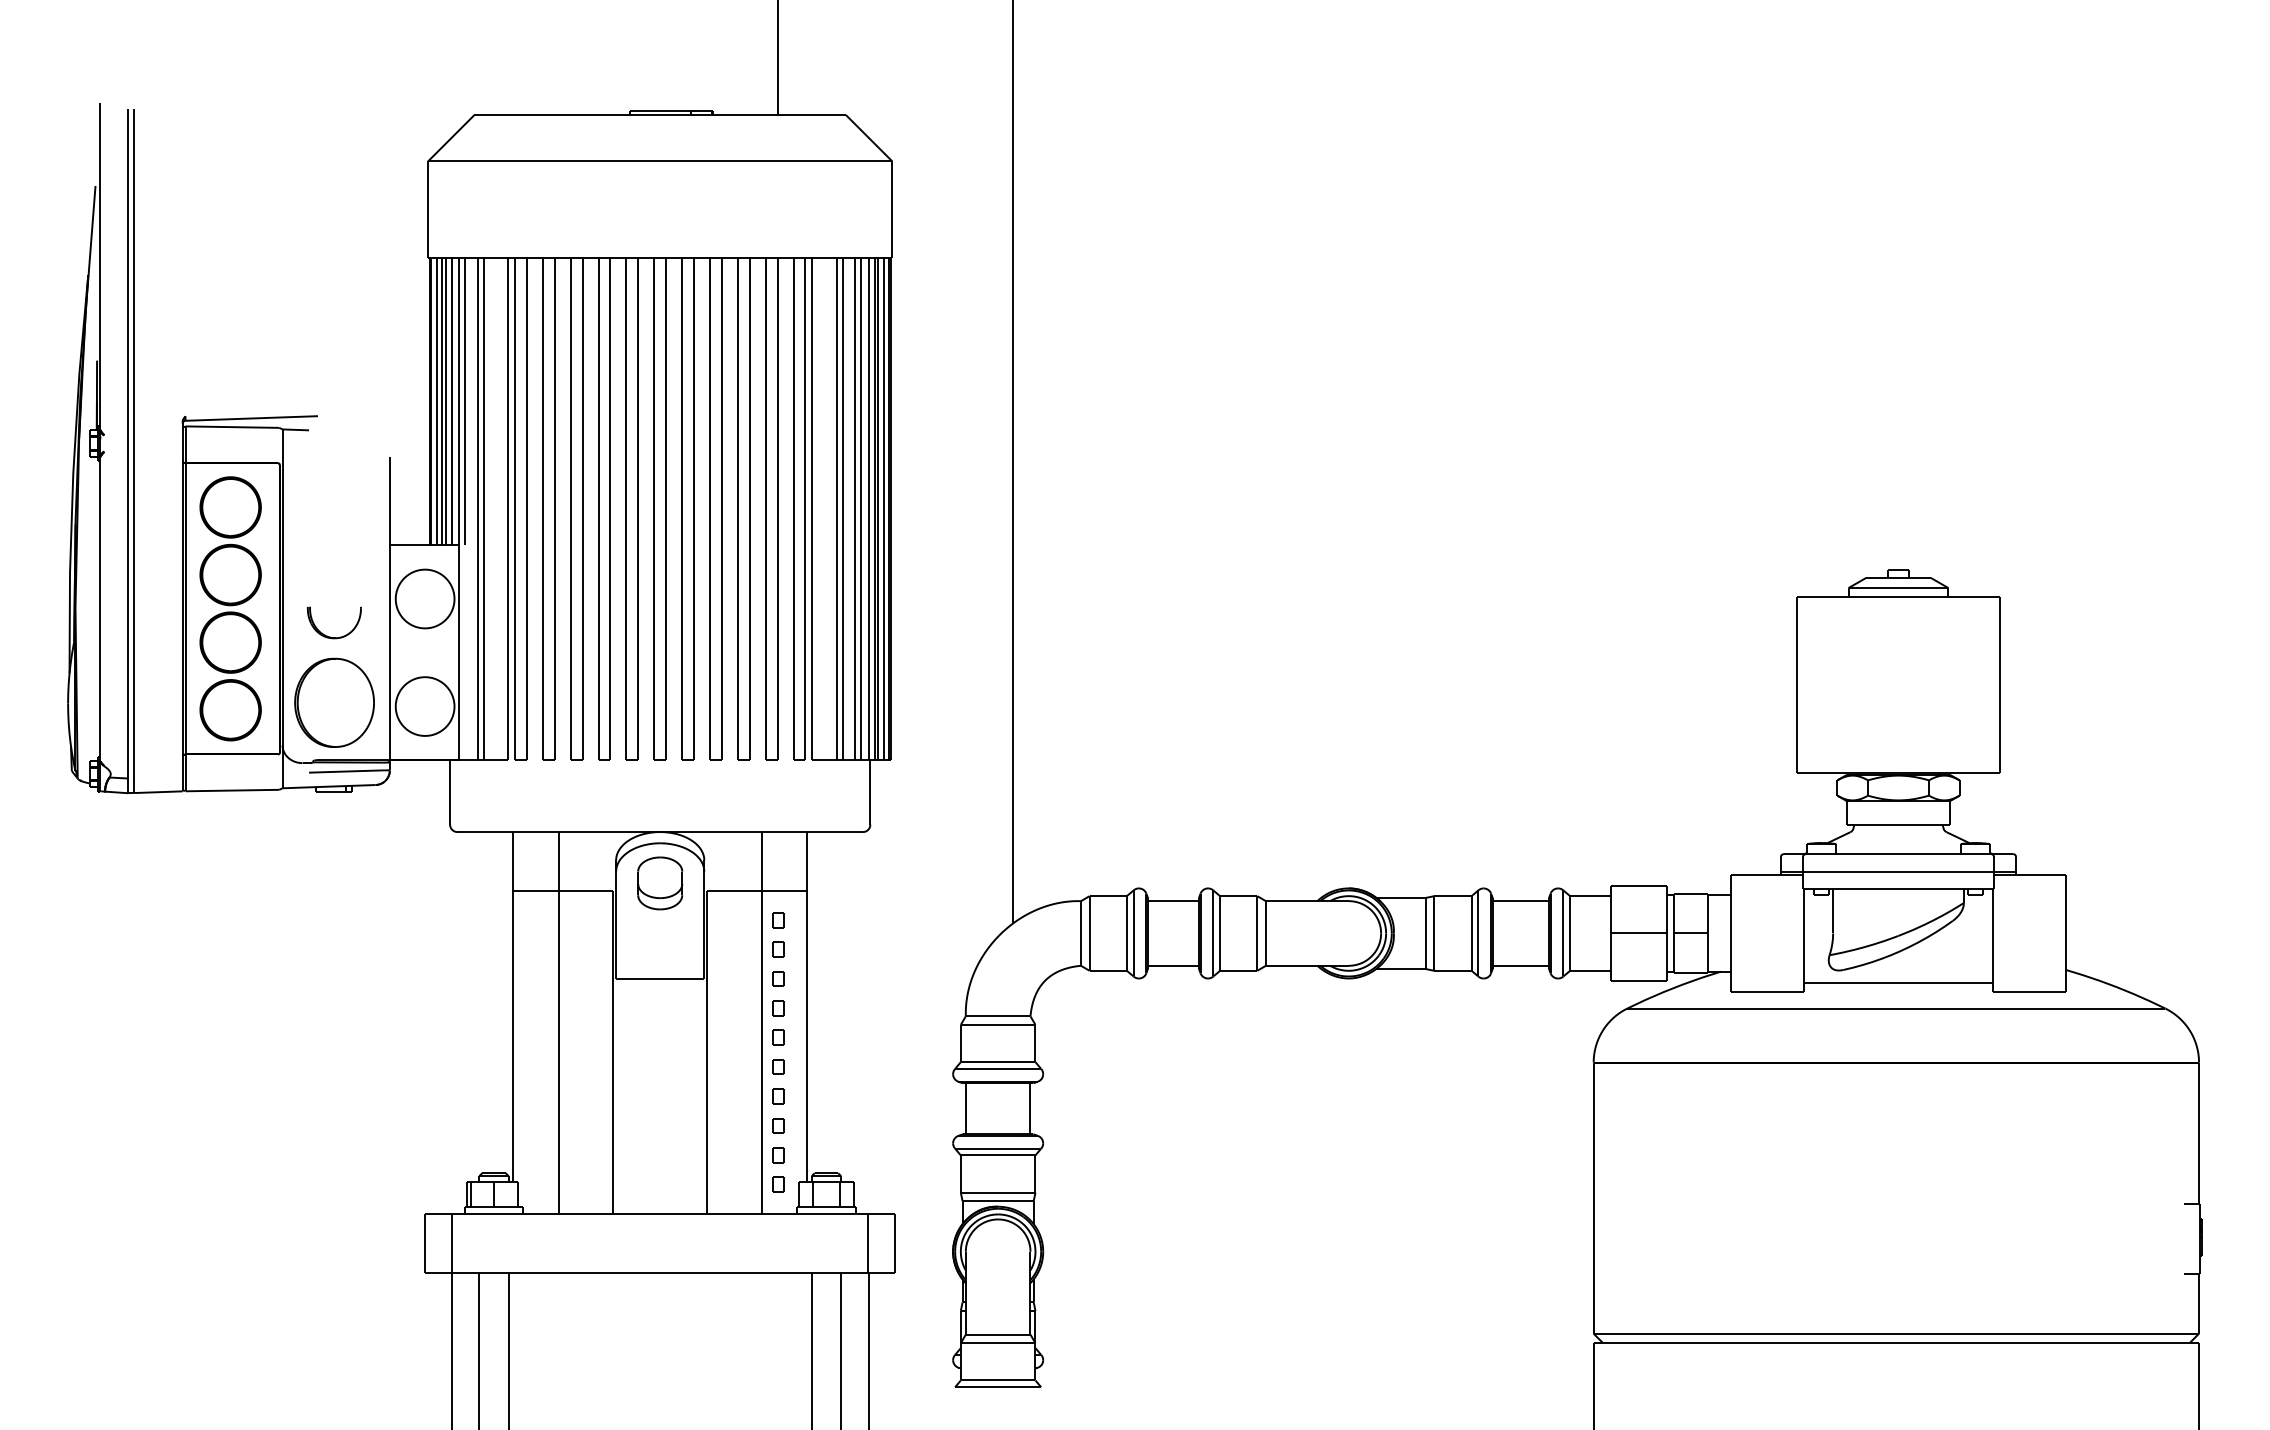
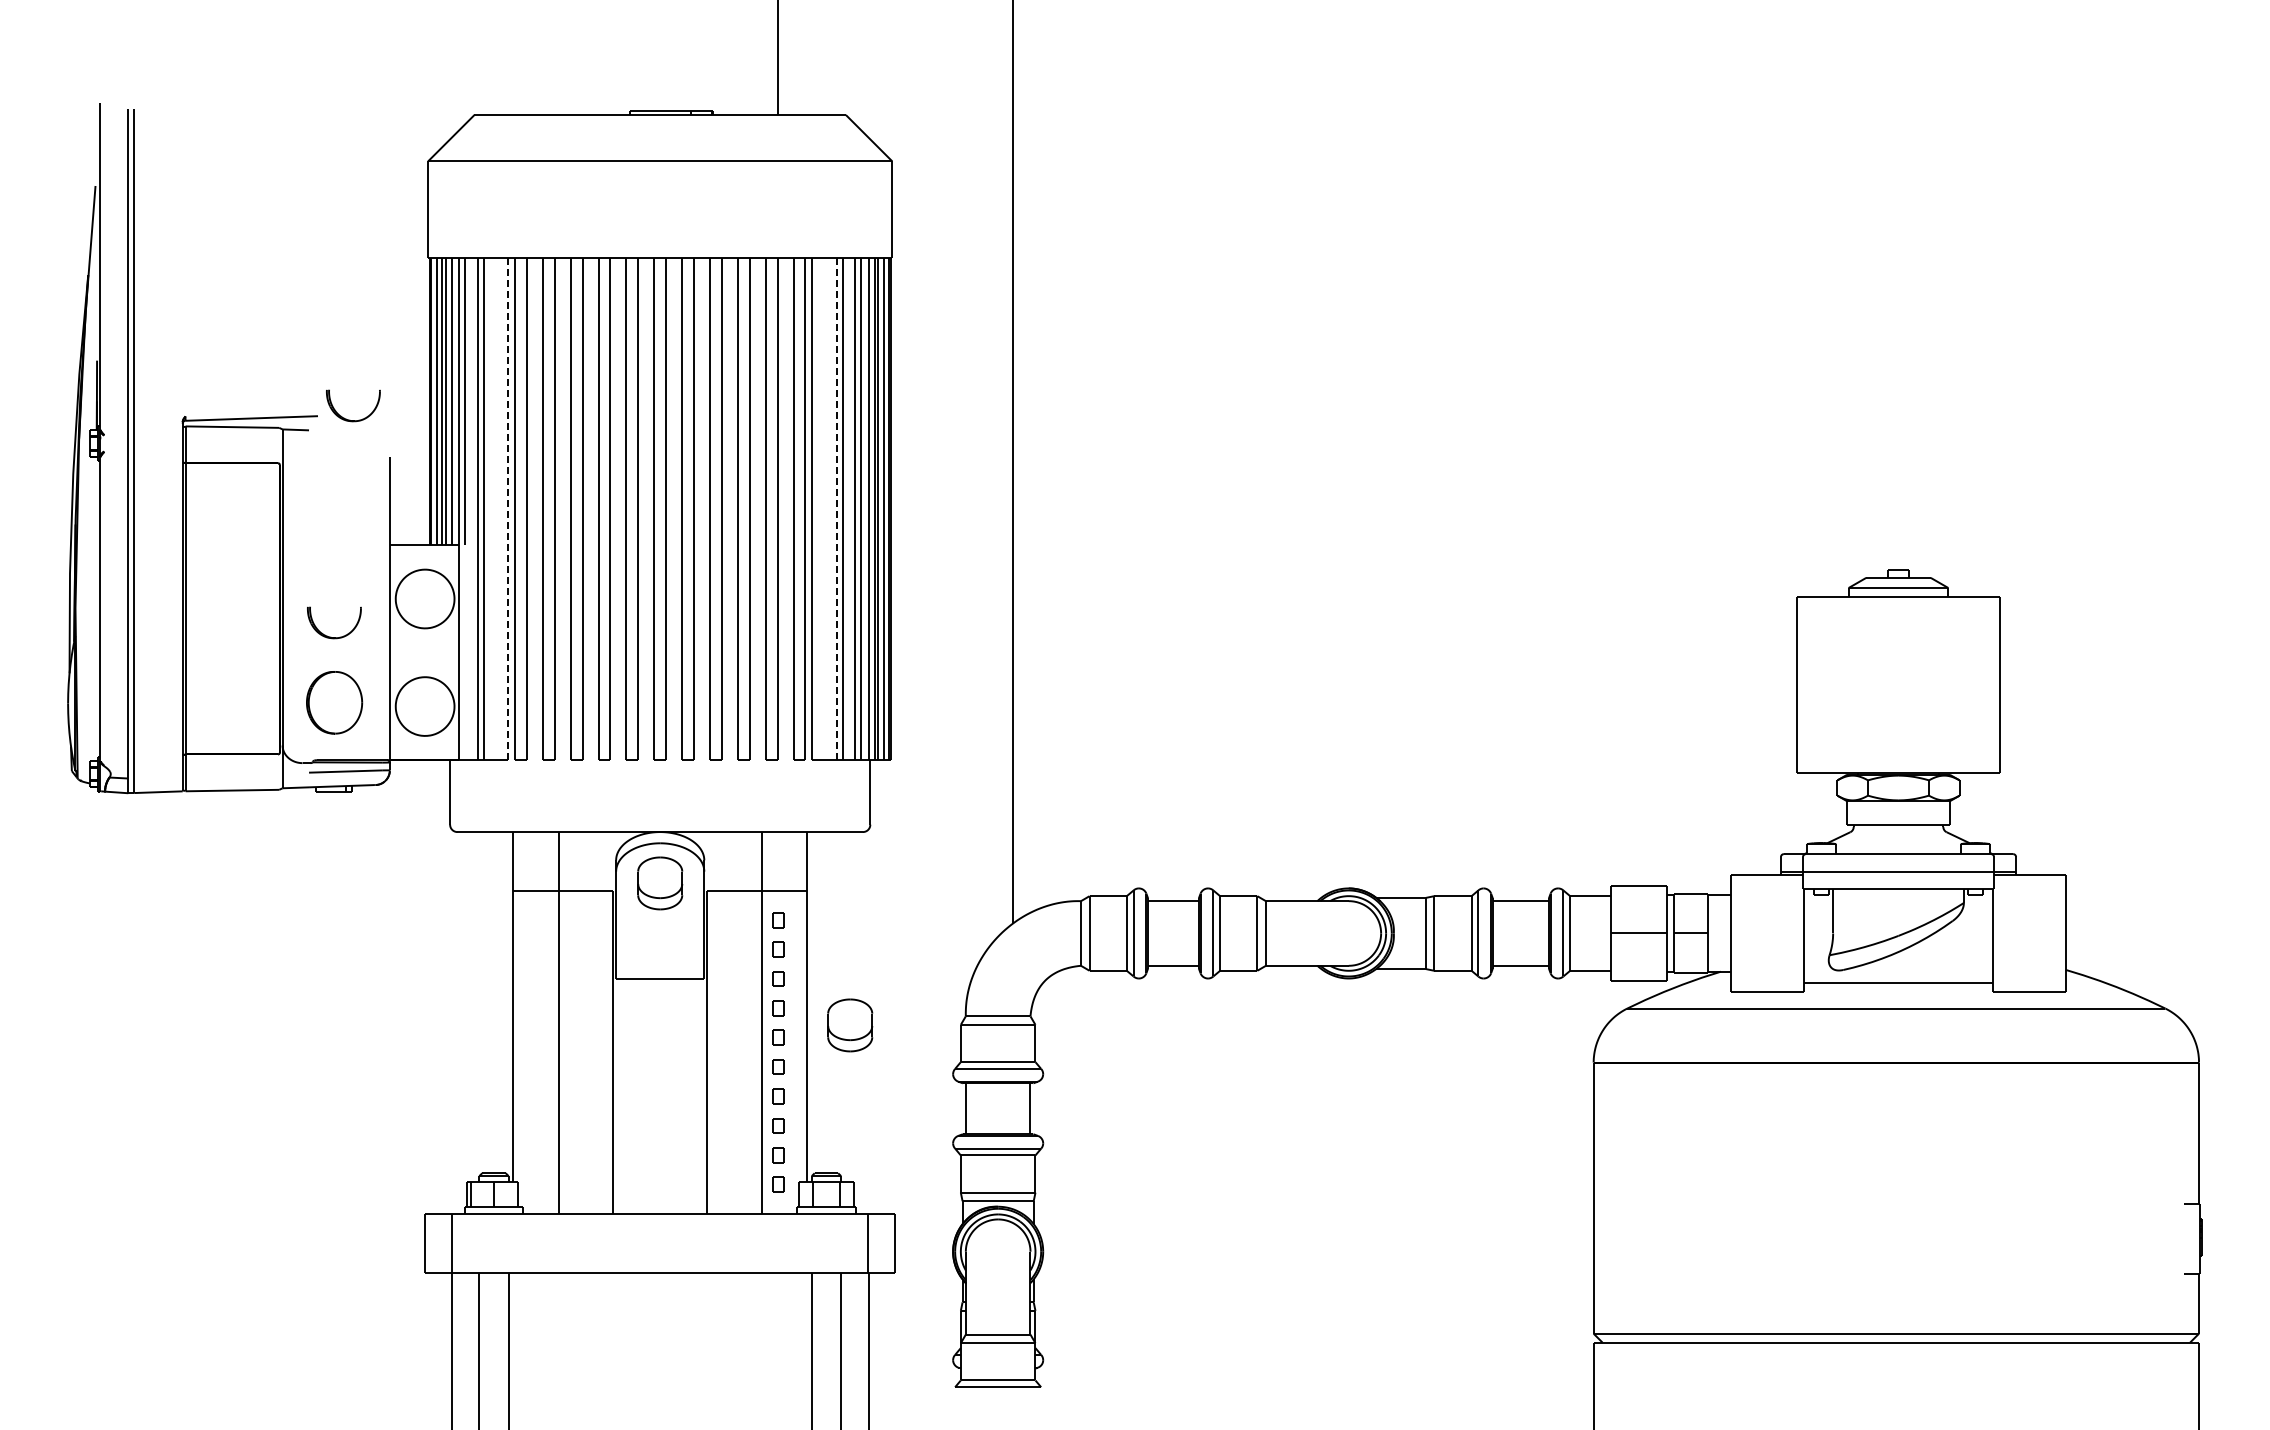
part: none -> present (349, 419)
line: solid -> dashed (508, 509)
line: solid -> dashed (836, 509)
part: present -> none (230, 608)
part size: 81x91 px -> 58x64 px (334, 702)
part: none -> present (850, 1025)
